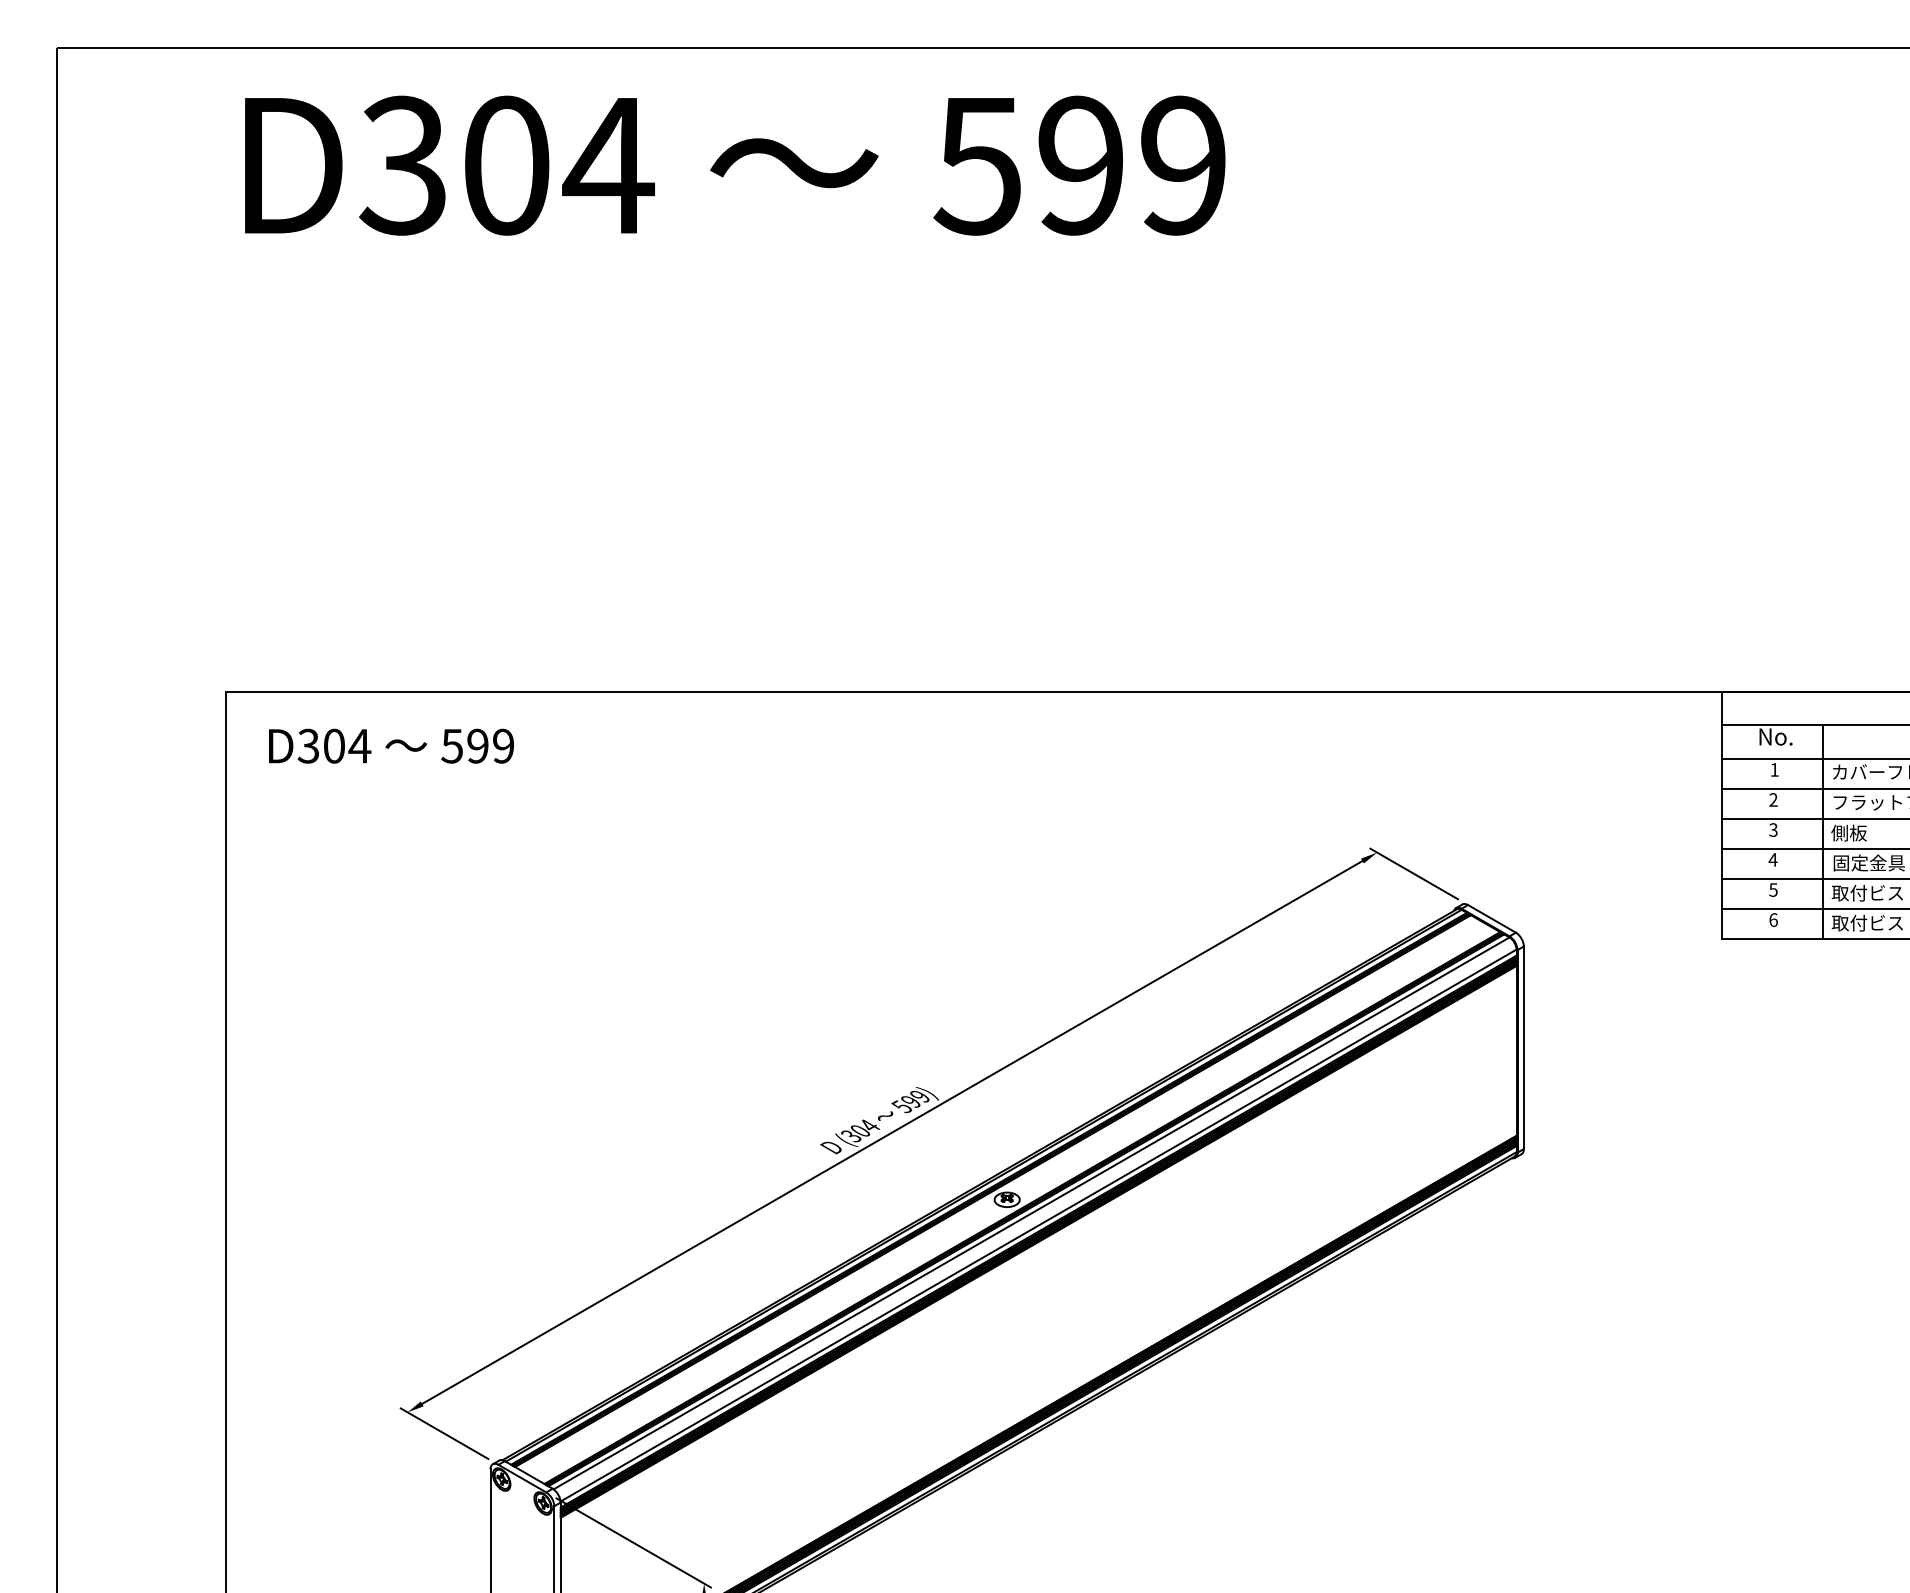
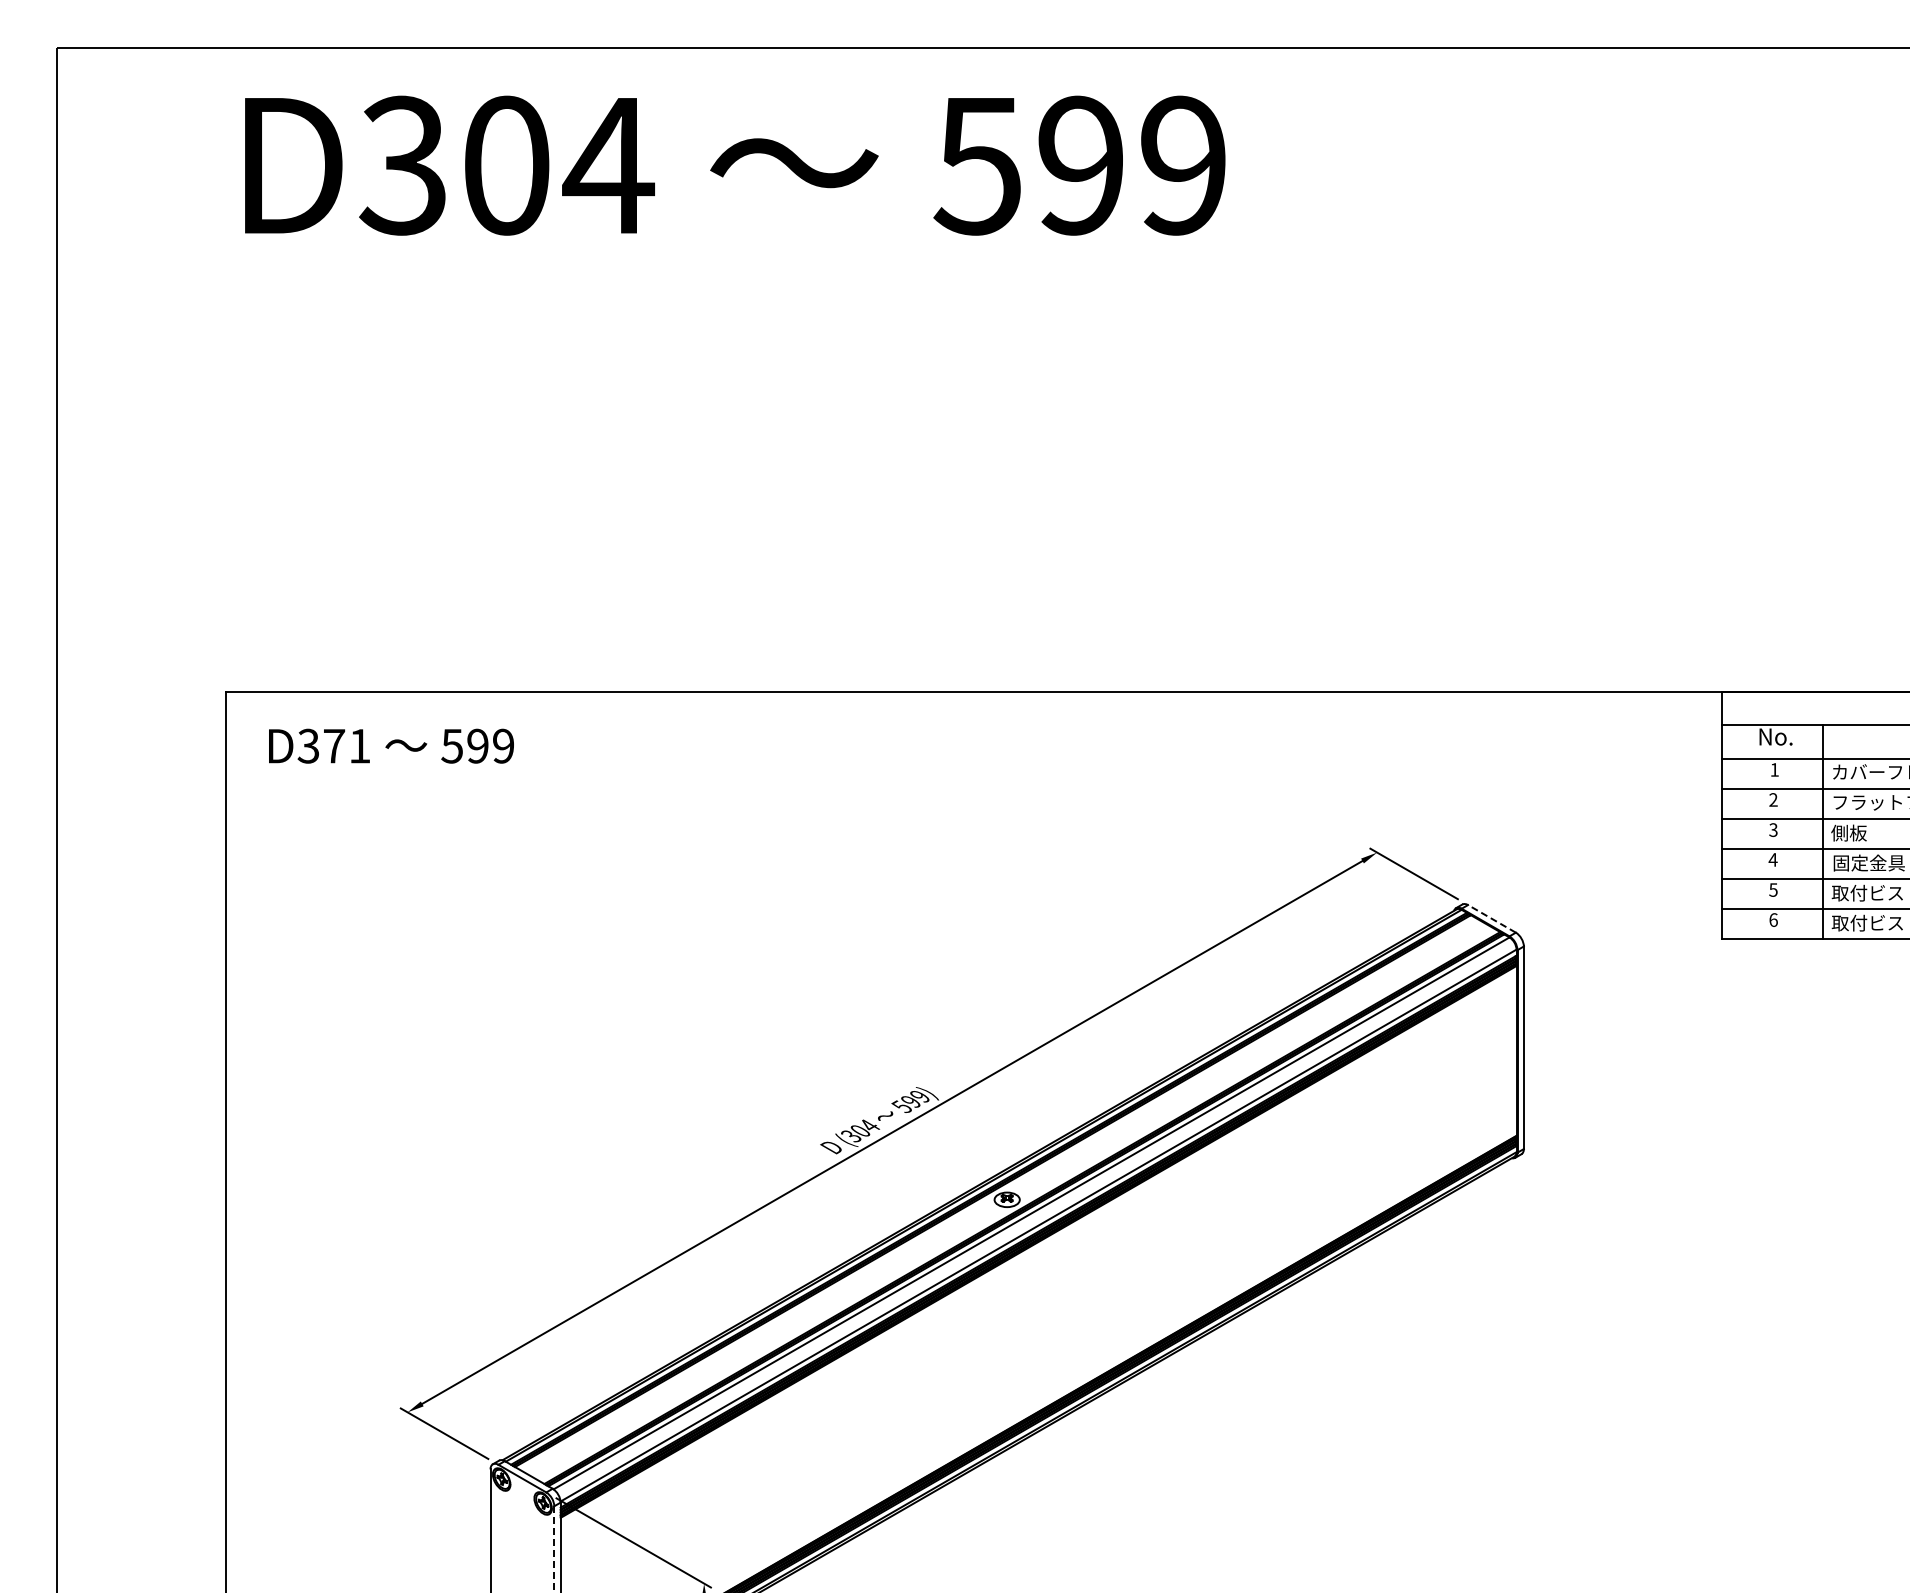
text: D304 -> D371 (347, 745)
line: solid -> dashed (1491, 918)
line: solid -> dashed (554, 1549)
